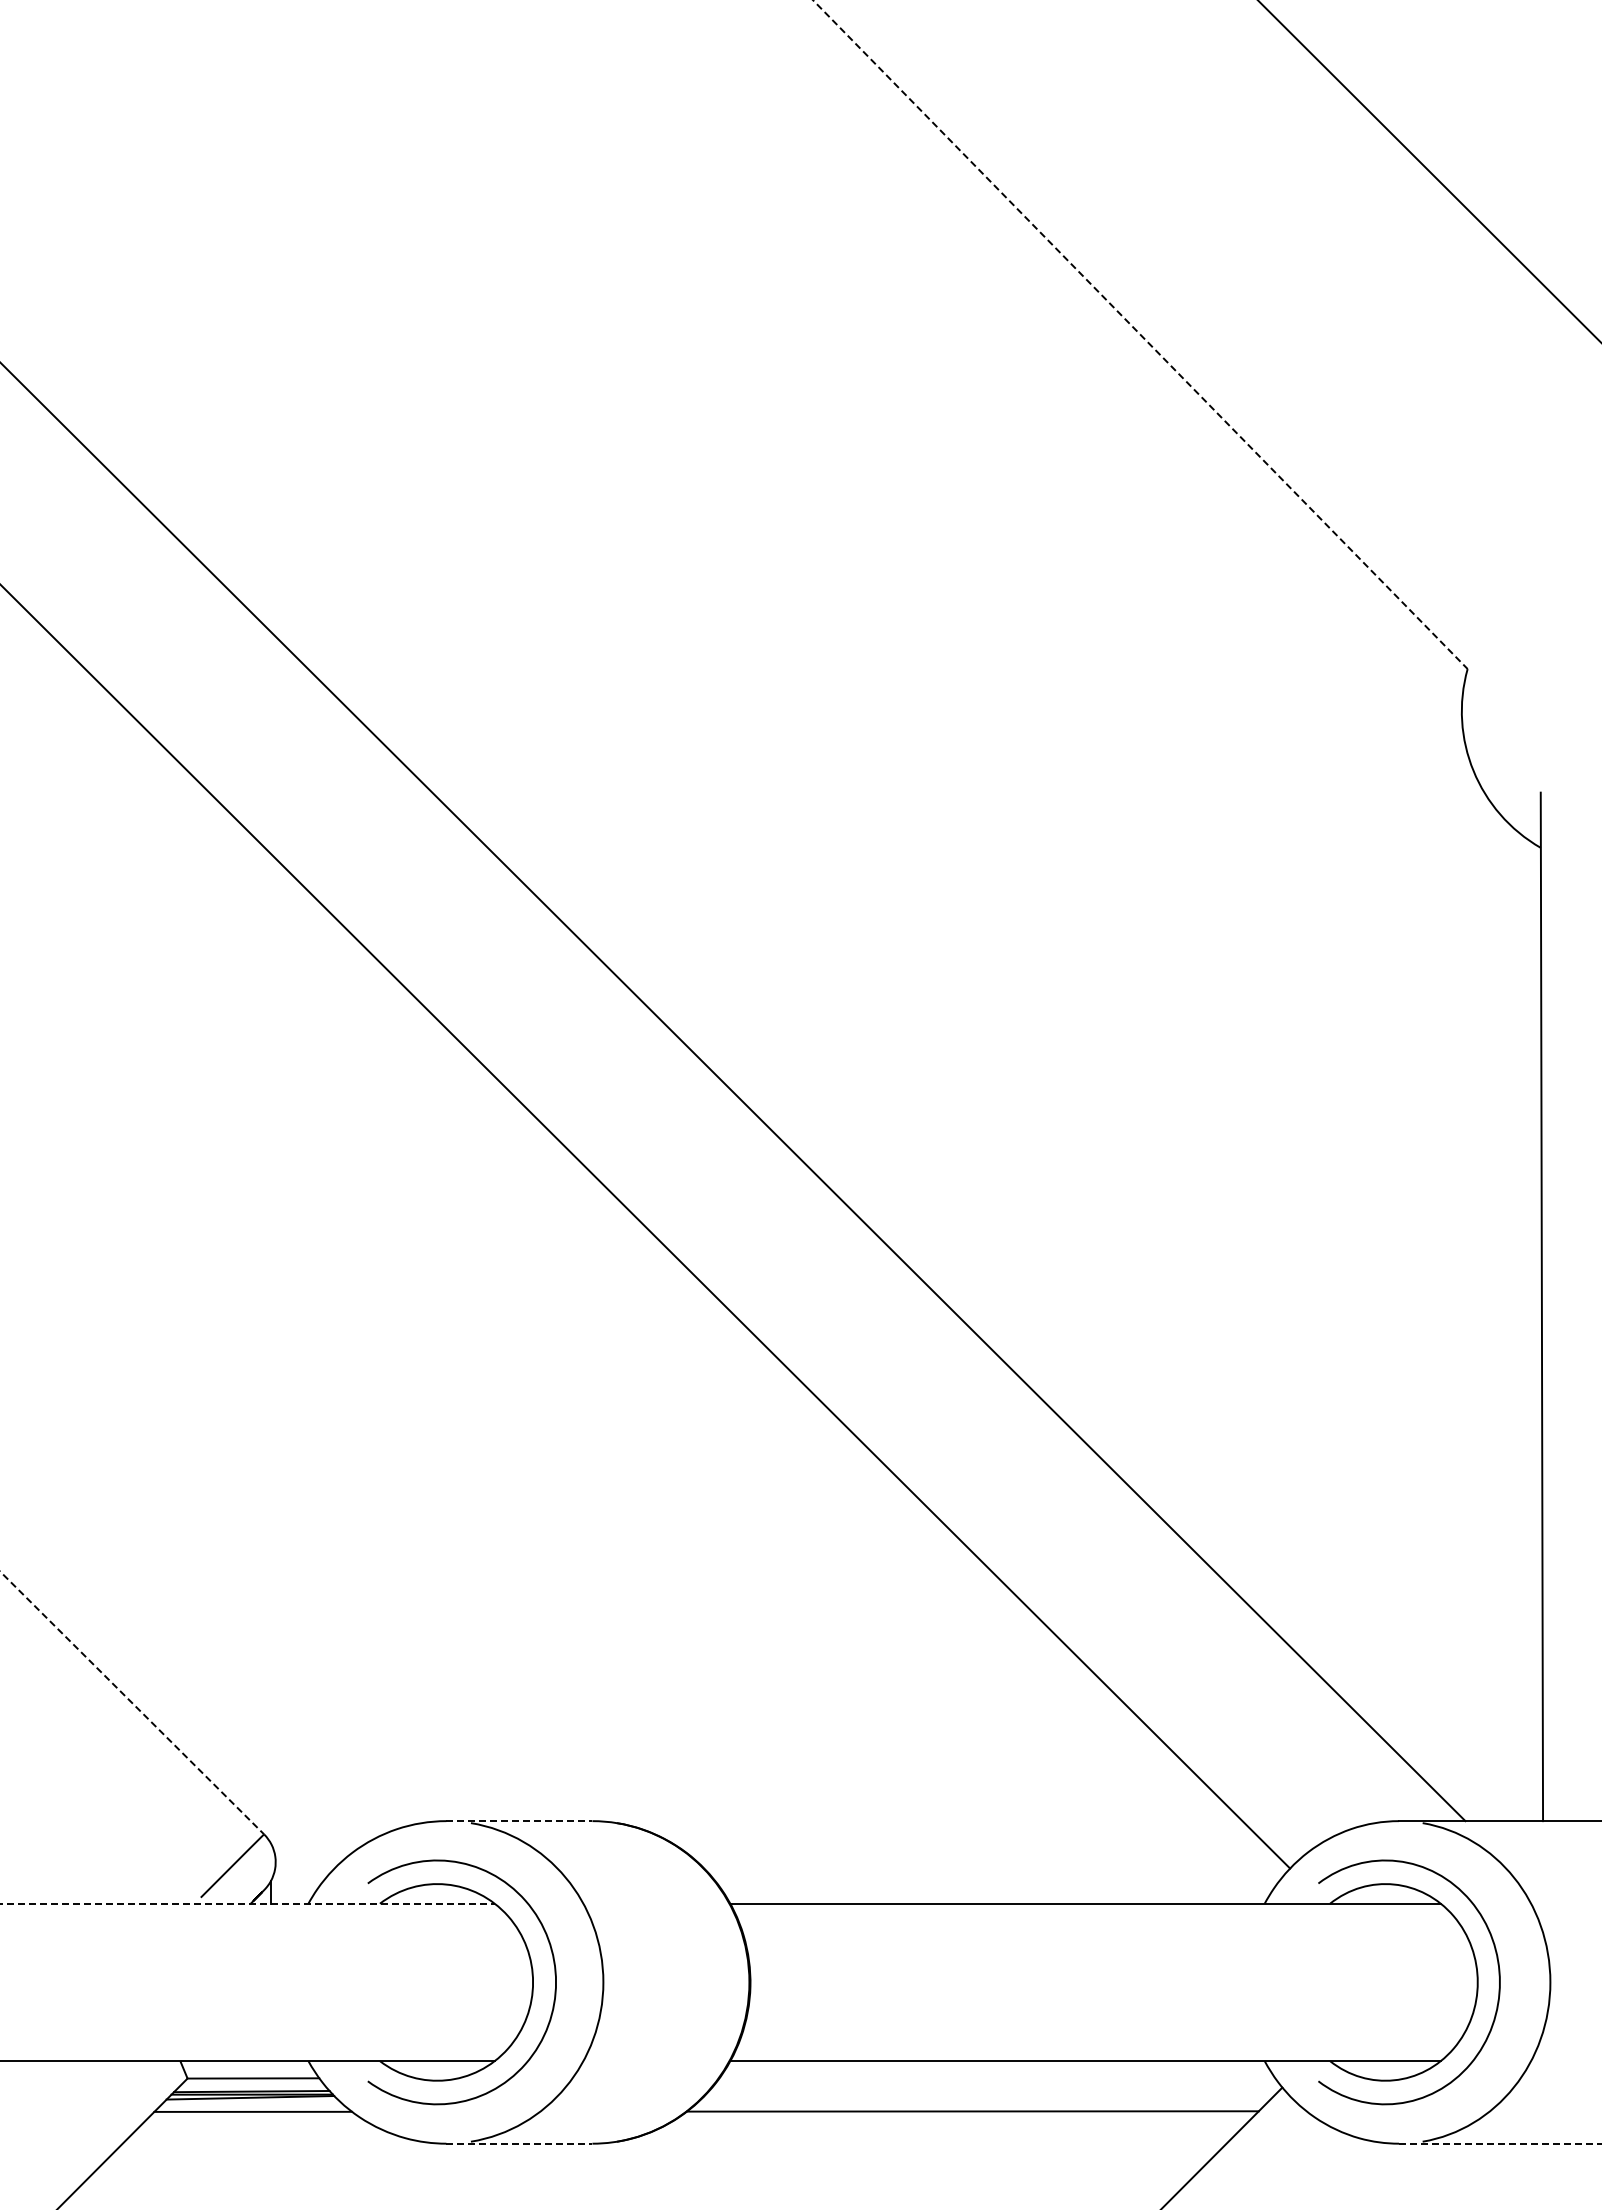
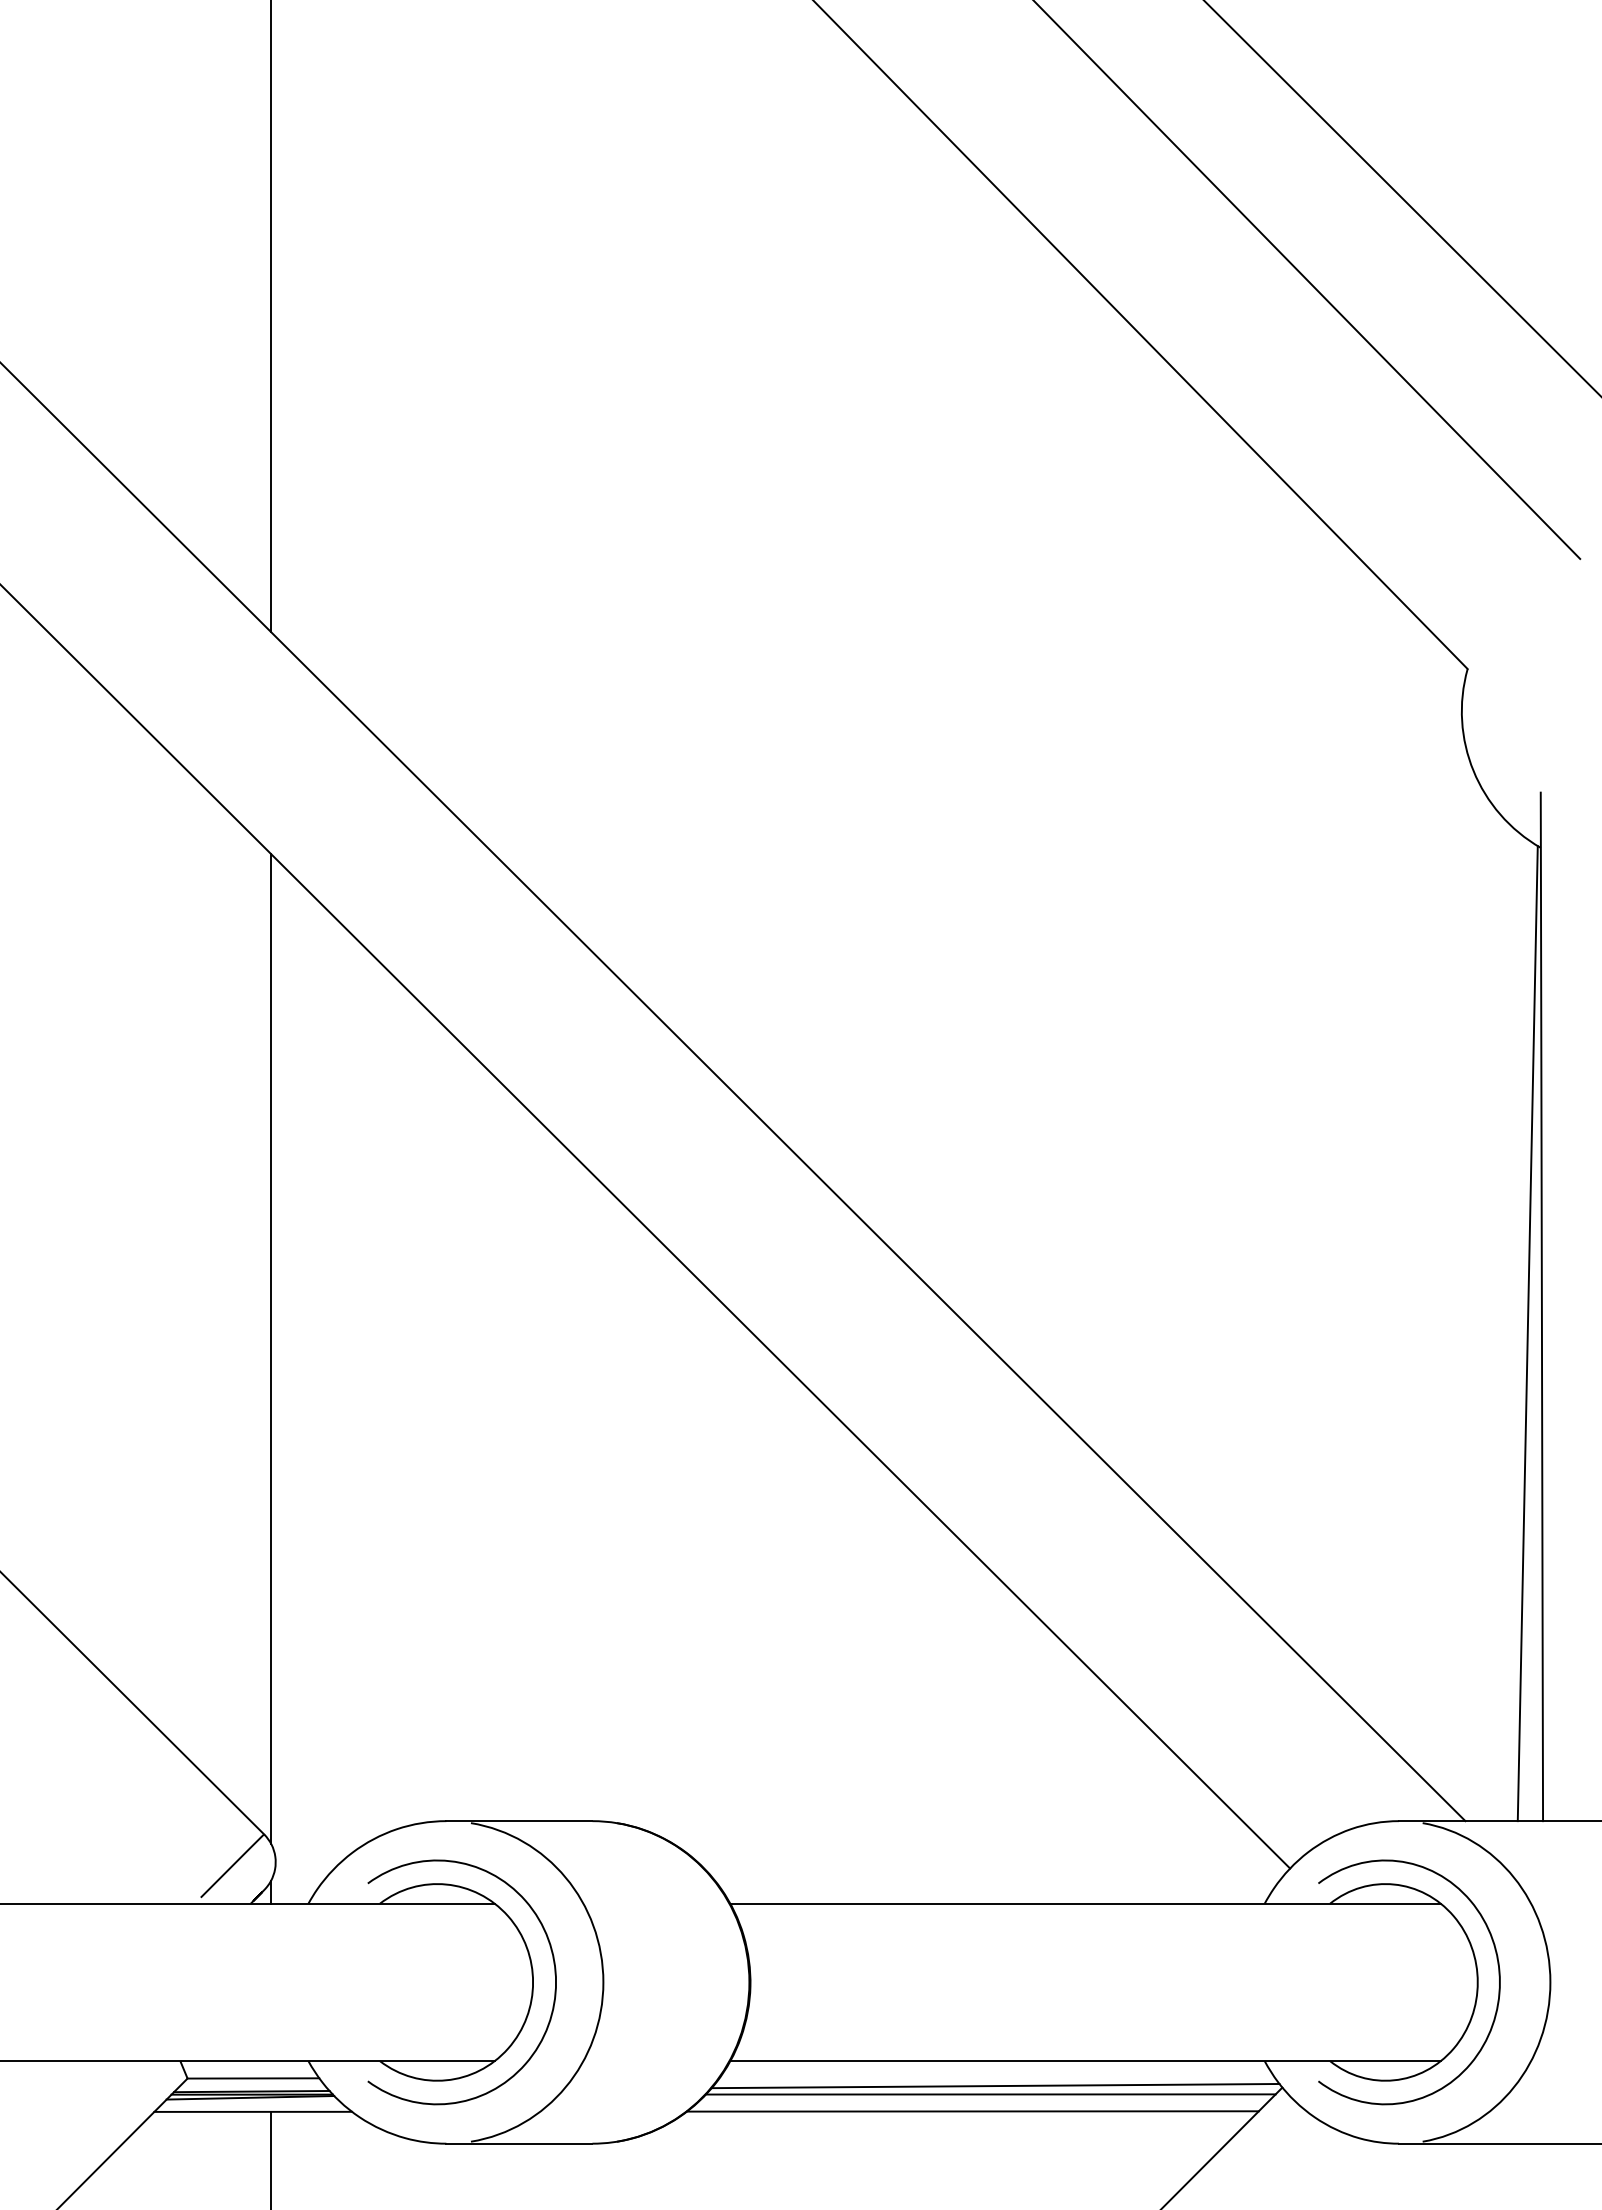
line position: (1429, 171) -> (1402, 197) (1402, 197)
line: none -> present (1307, 280)
line: none -> present (271, 316)
line: dashed -> solid (1140, 334)
line: none -> present (1527, 1333)
line: none -> present (271, 1348)
line: dashed -> solid (132, 1703)
line: dashed -> solid (519, 1821)
line: dashed -> solid (247, 1903)
line: none -> present (995, 2085)
line: none -> present (990, 2094)
line: dashed -> solid (519, 2143)
line: dashed -> solid (1500, 2143)
line: none -> present (271, 2158)
